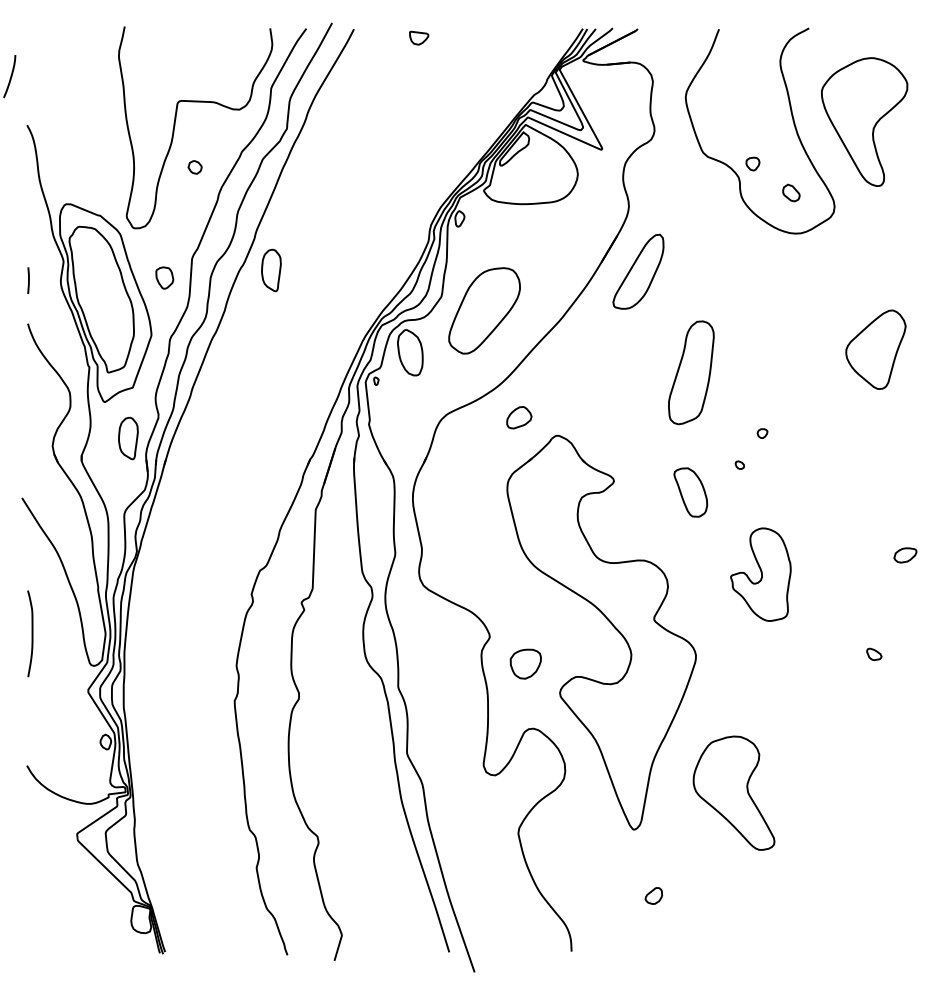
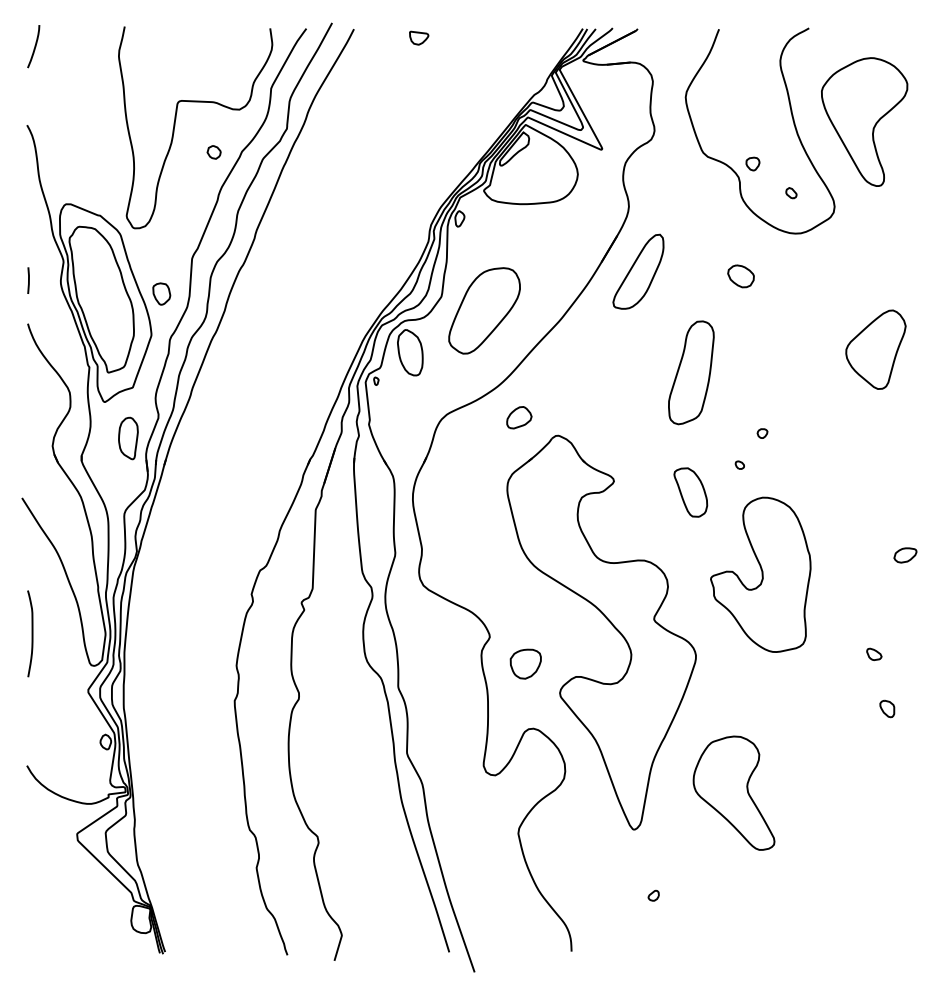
curve position: (10, 76) -> (34, 46) (34, 46)
part position: (194, 167) -> (213, 152) (213, 152)
part size: 19x20 px -> 13x13 px (791, 193)
part: present -> none (271, 270)
part: none -> present (740, 276)
part position: (164, 277) -> (161, 293) (161, 293)
part size: 62x95 px -> 102x157 px (760, 574)
part: none -> present (887, 708)
part size: 19x18 px -> 13x13 px (653, 895)
